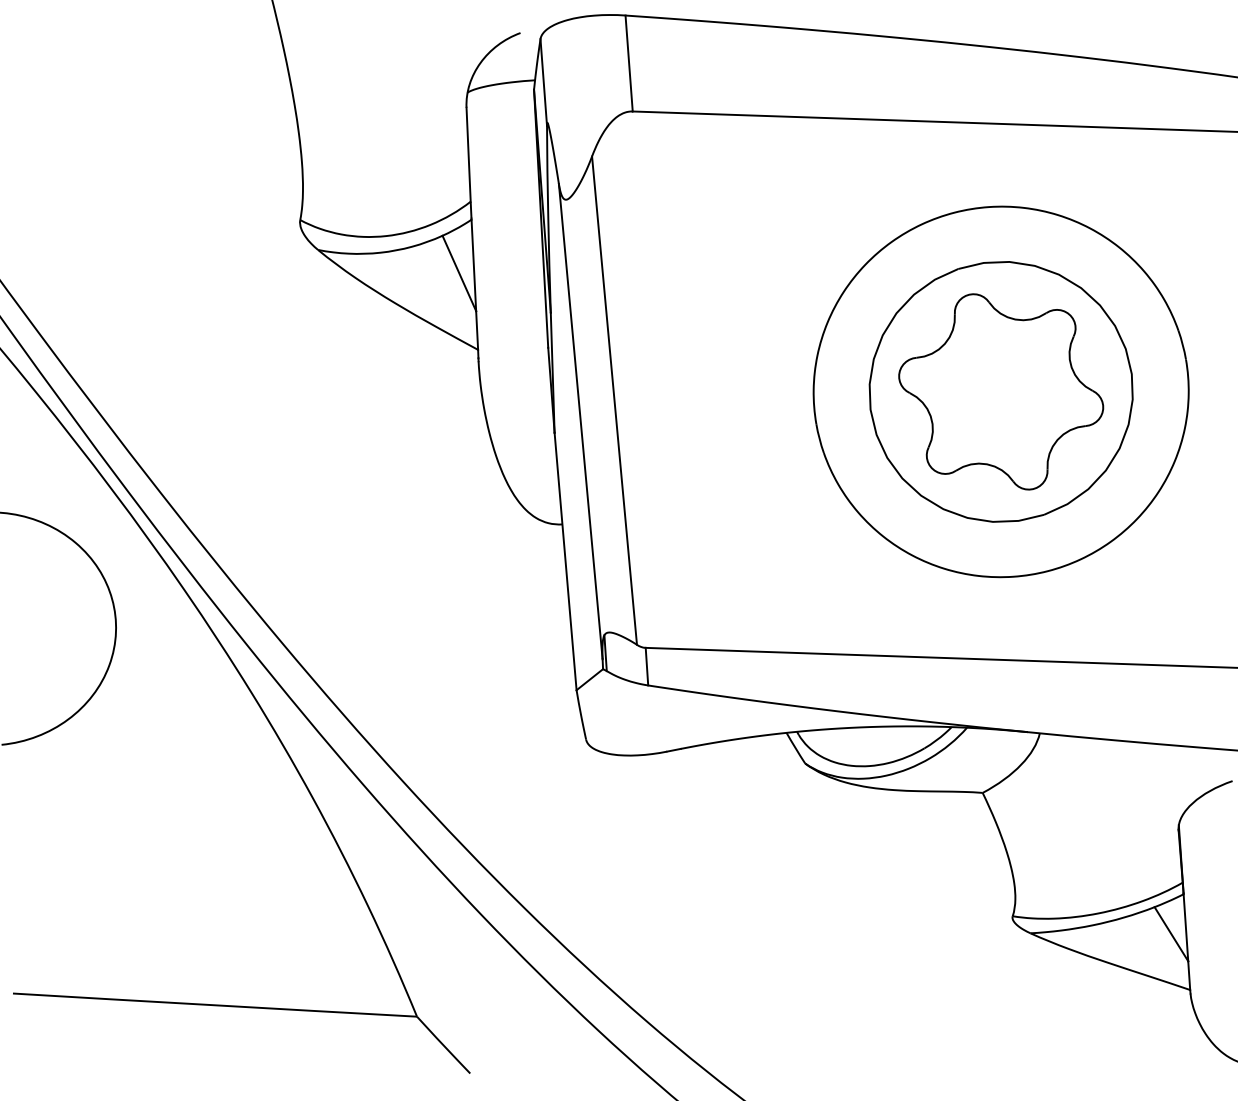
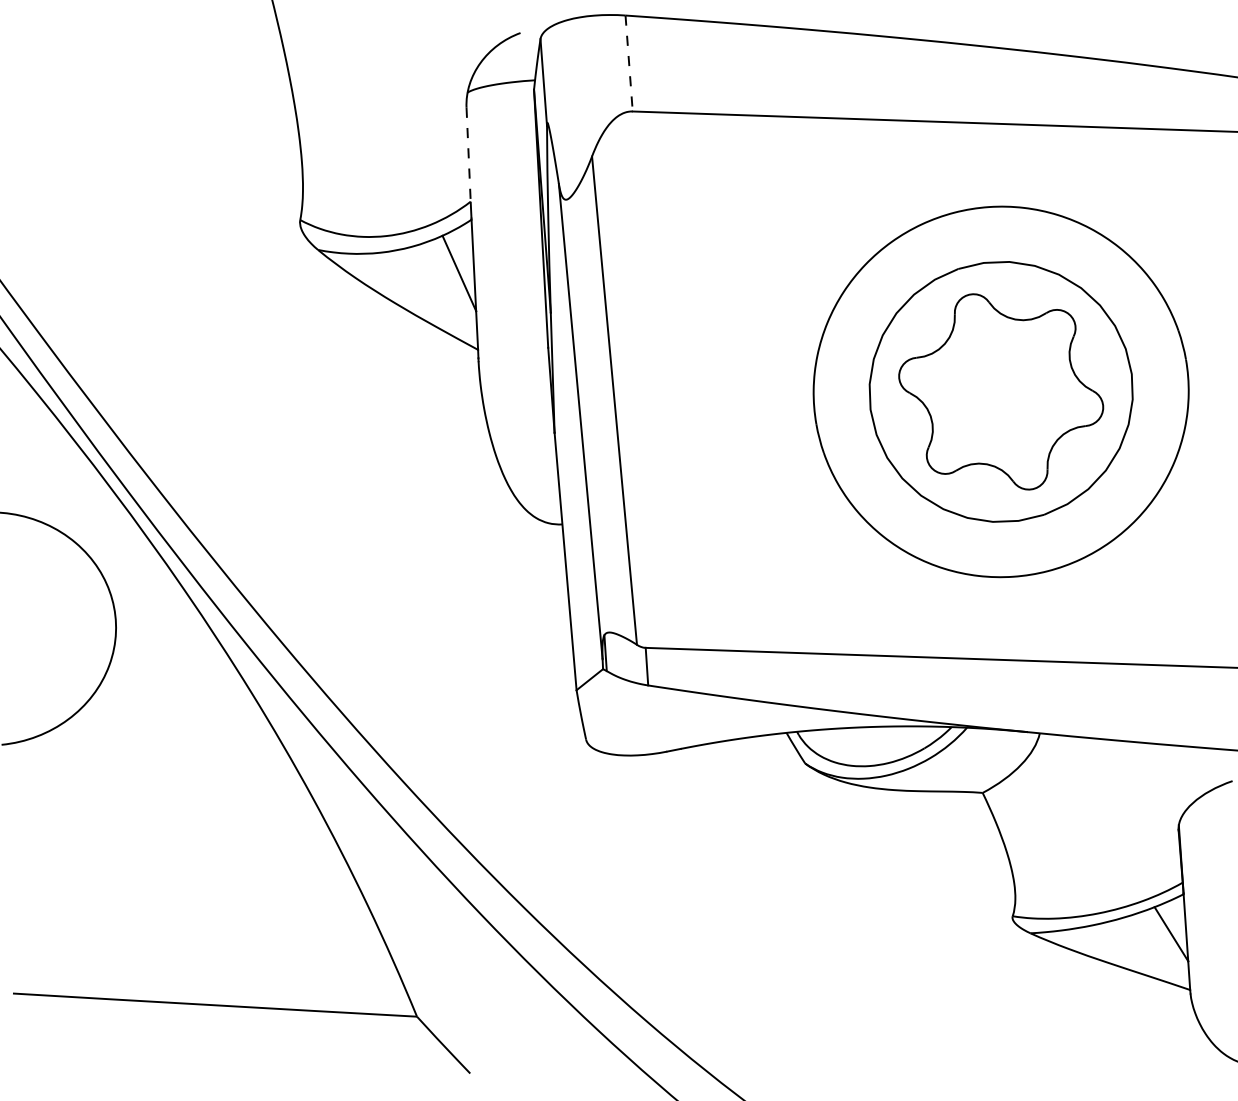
line: solid -> dashed (629, 64)
line: solid -> dashed (468, 155)
